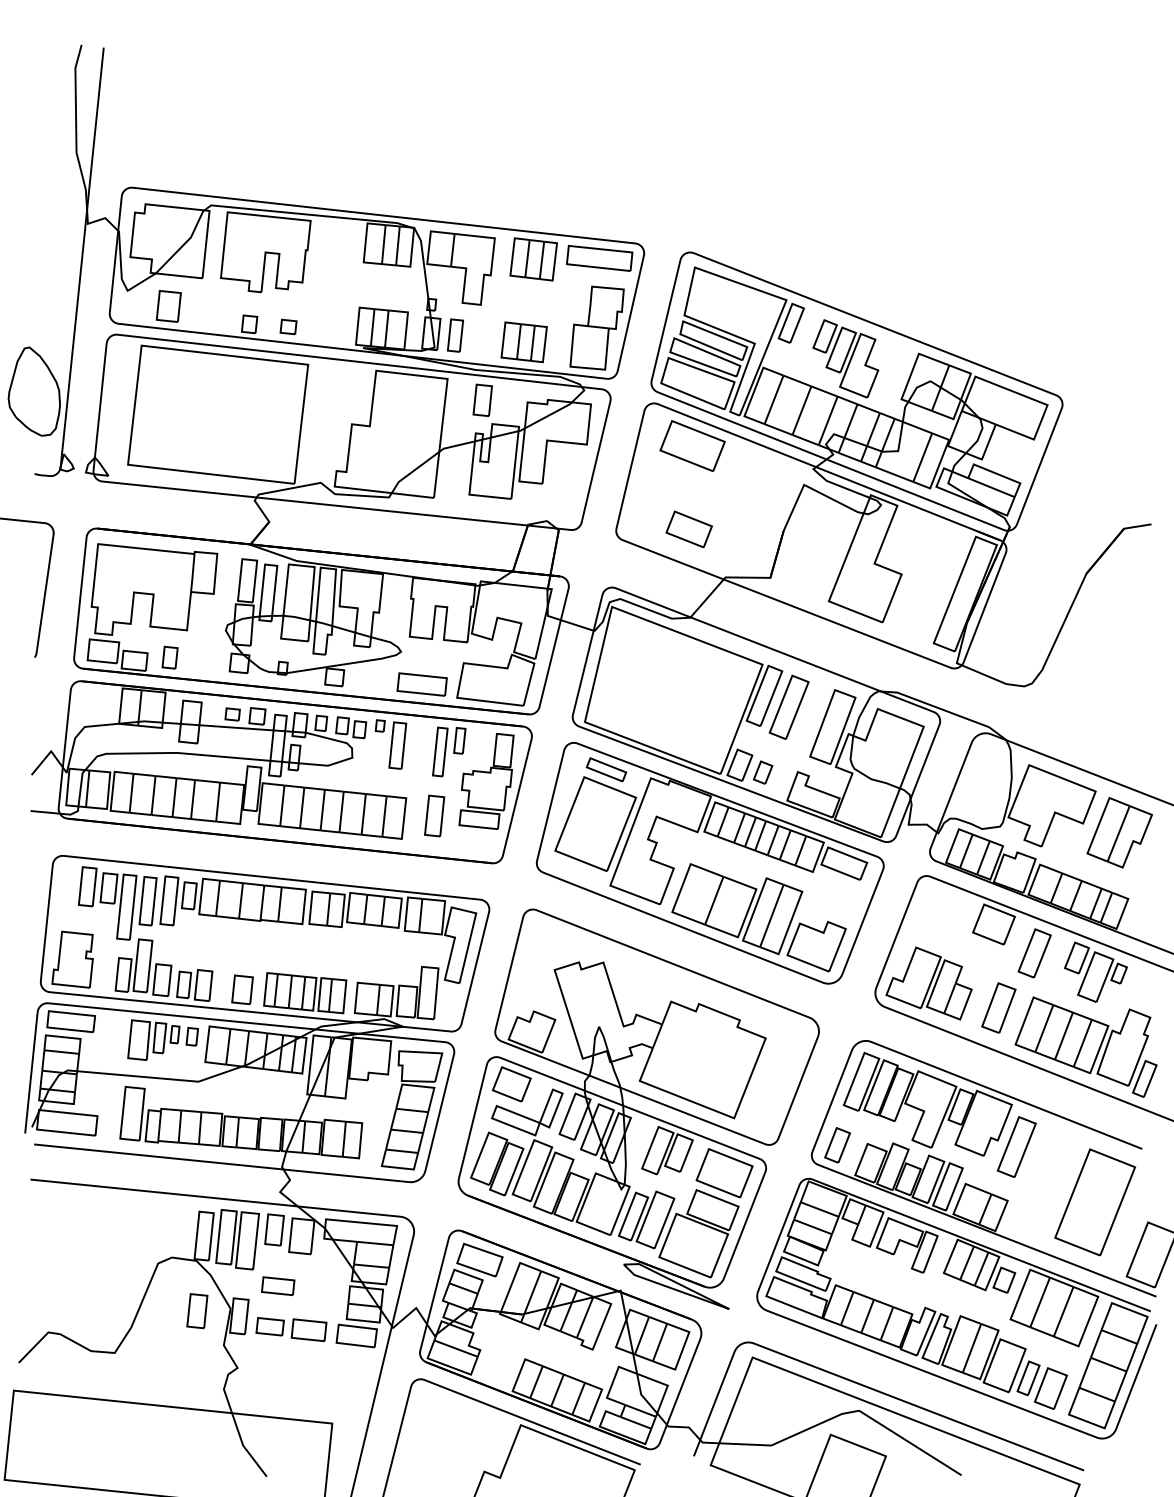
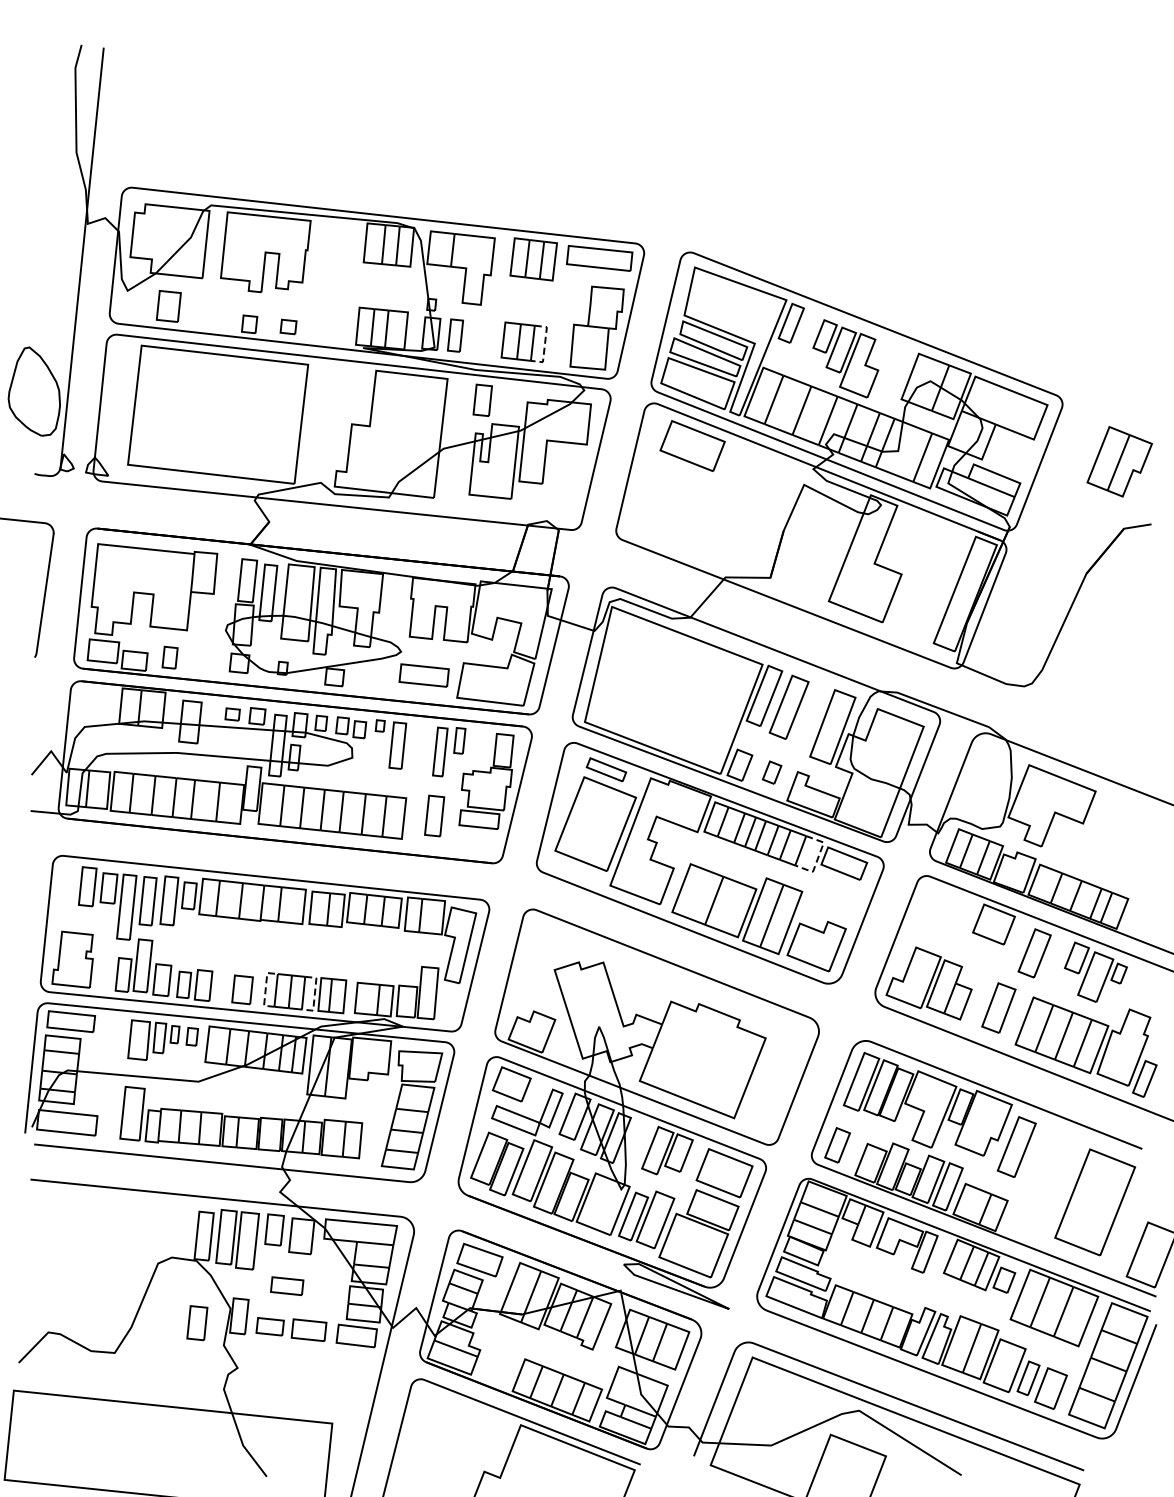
line: solid -> dashed (544, 344)
part: present -> none (688, 529)
part position: (421, 684) -> (423, 675) (423, 675)
part position: (762, 772) -> (771, 772) (771, 772)
part position: (1119, 832) -> (1119, 461) (1119, 461)
line: solid -> dashed (818, 857)
line: solid -> dashed (265, 988)
line: solid -> dashed (314, 994)
part position: (278, 1286) -> (287, 1286) (287, 1286)
part position: (197, 1311) -> (197, 1323) (197, 1323)
